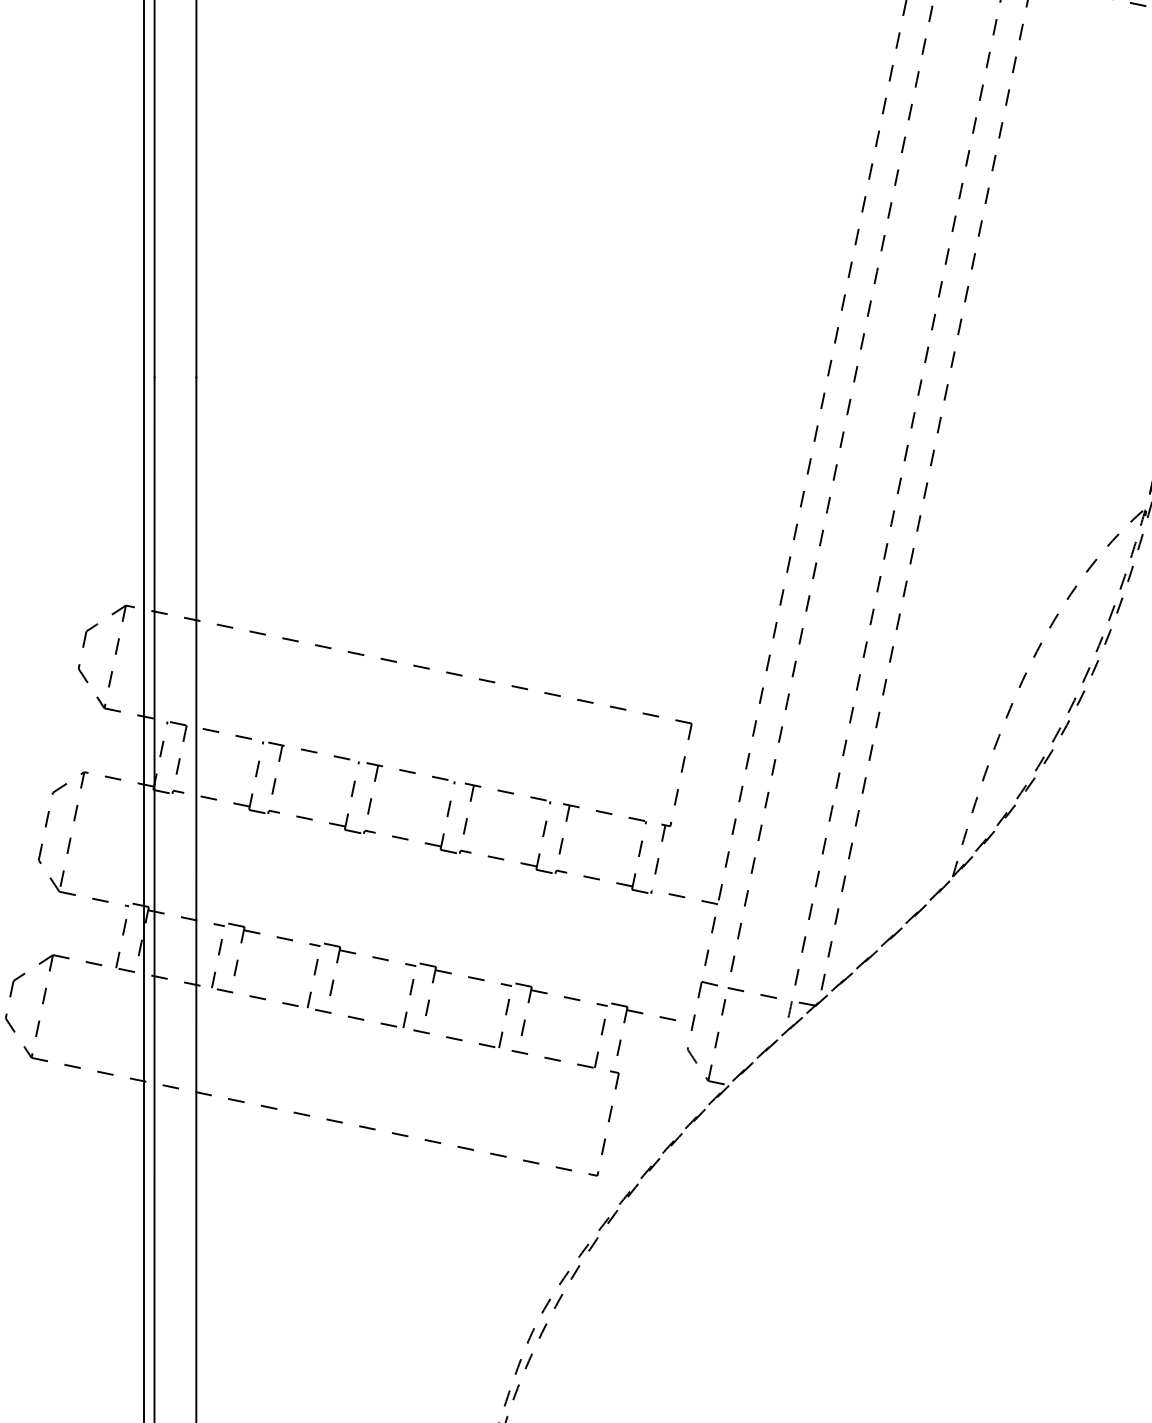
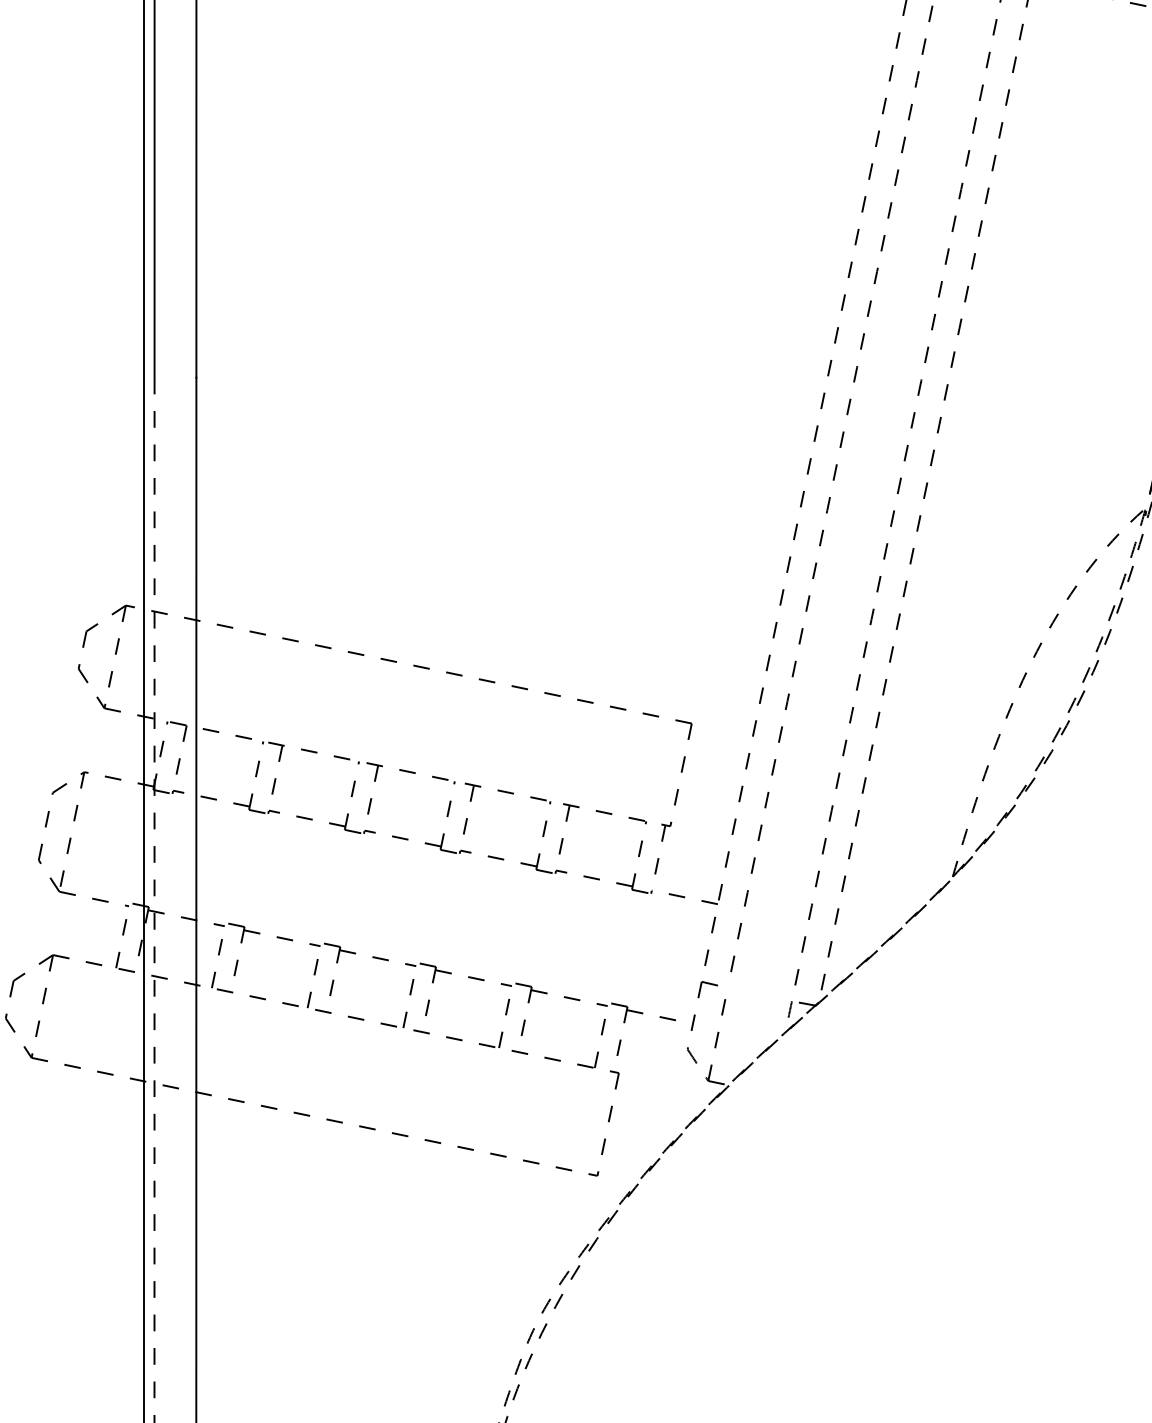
line: solid -> dashed (154, 900)
line: present -> none (744, 990)
